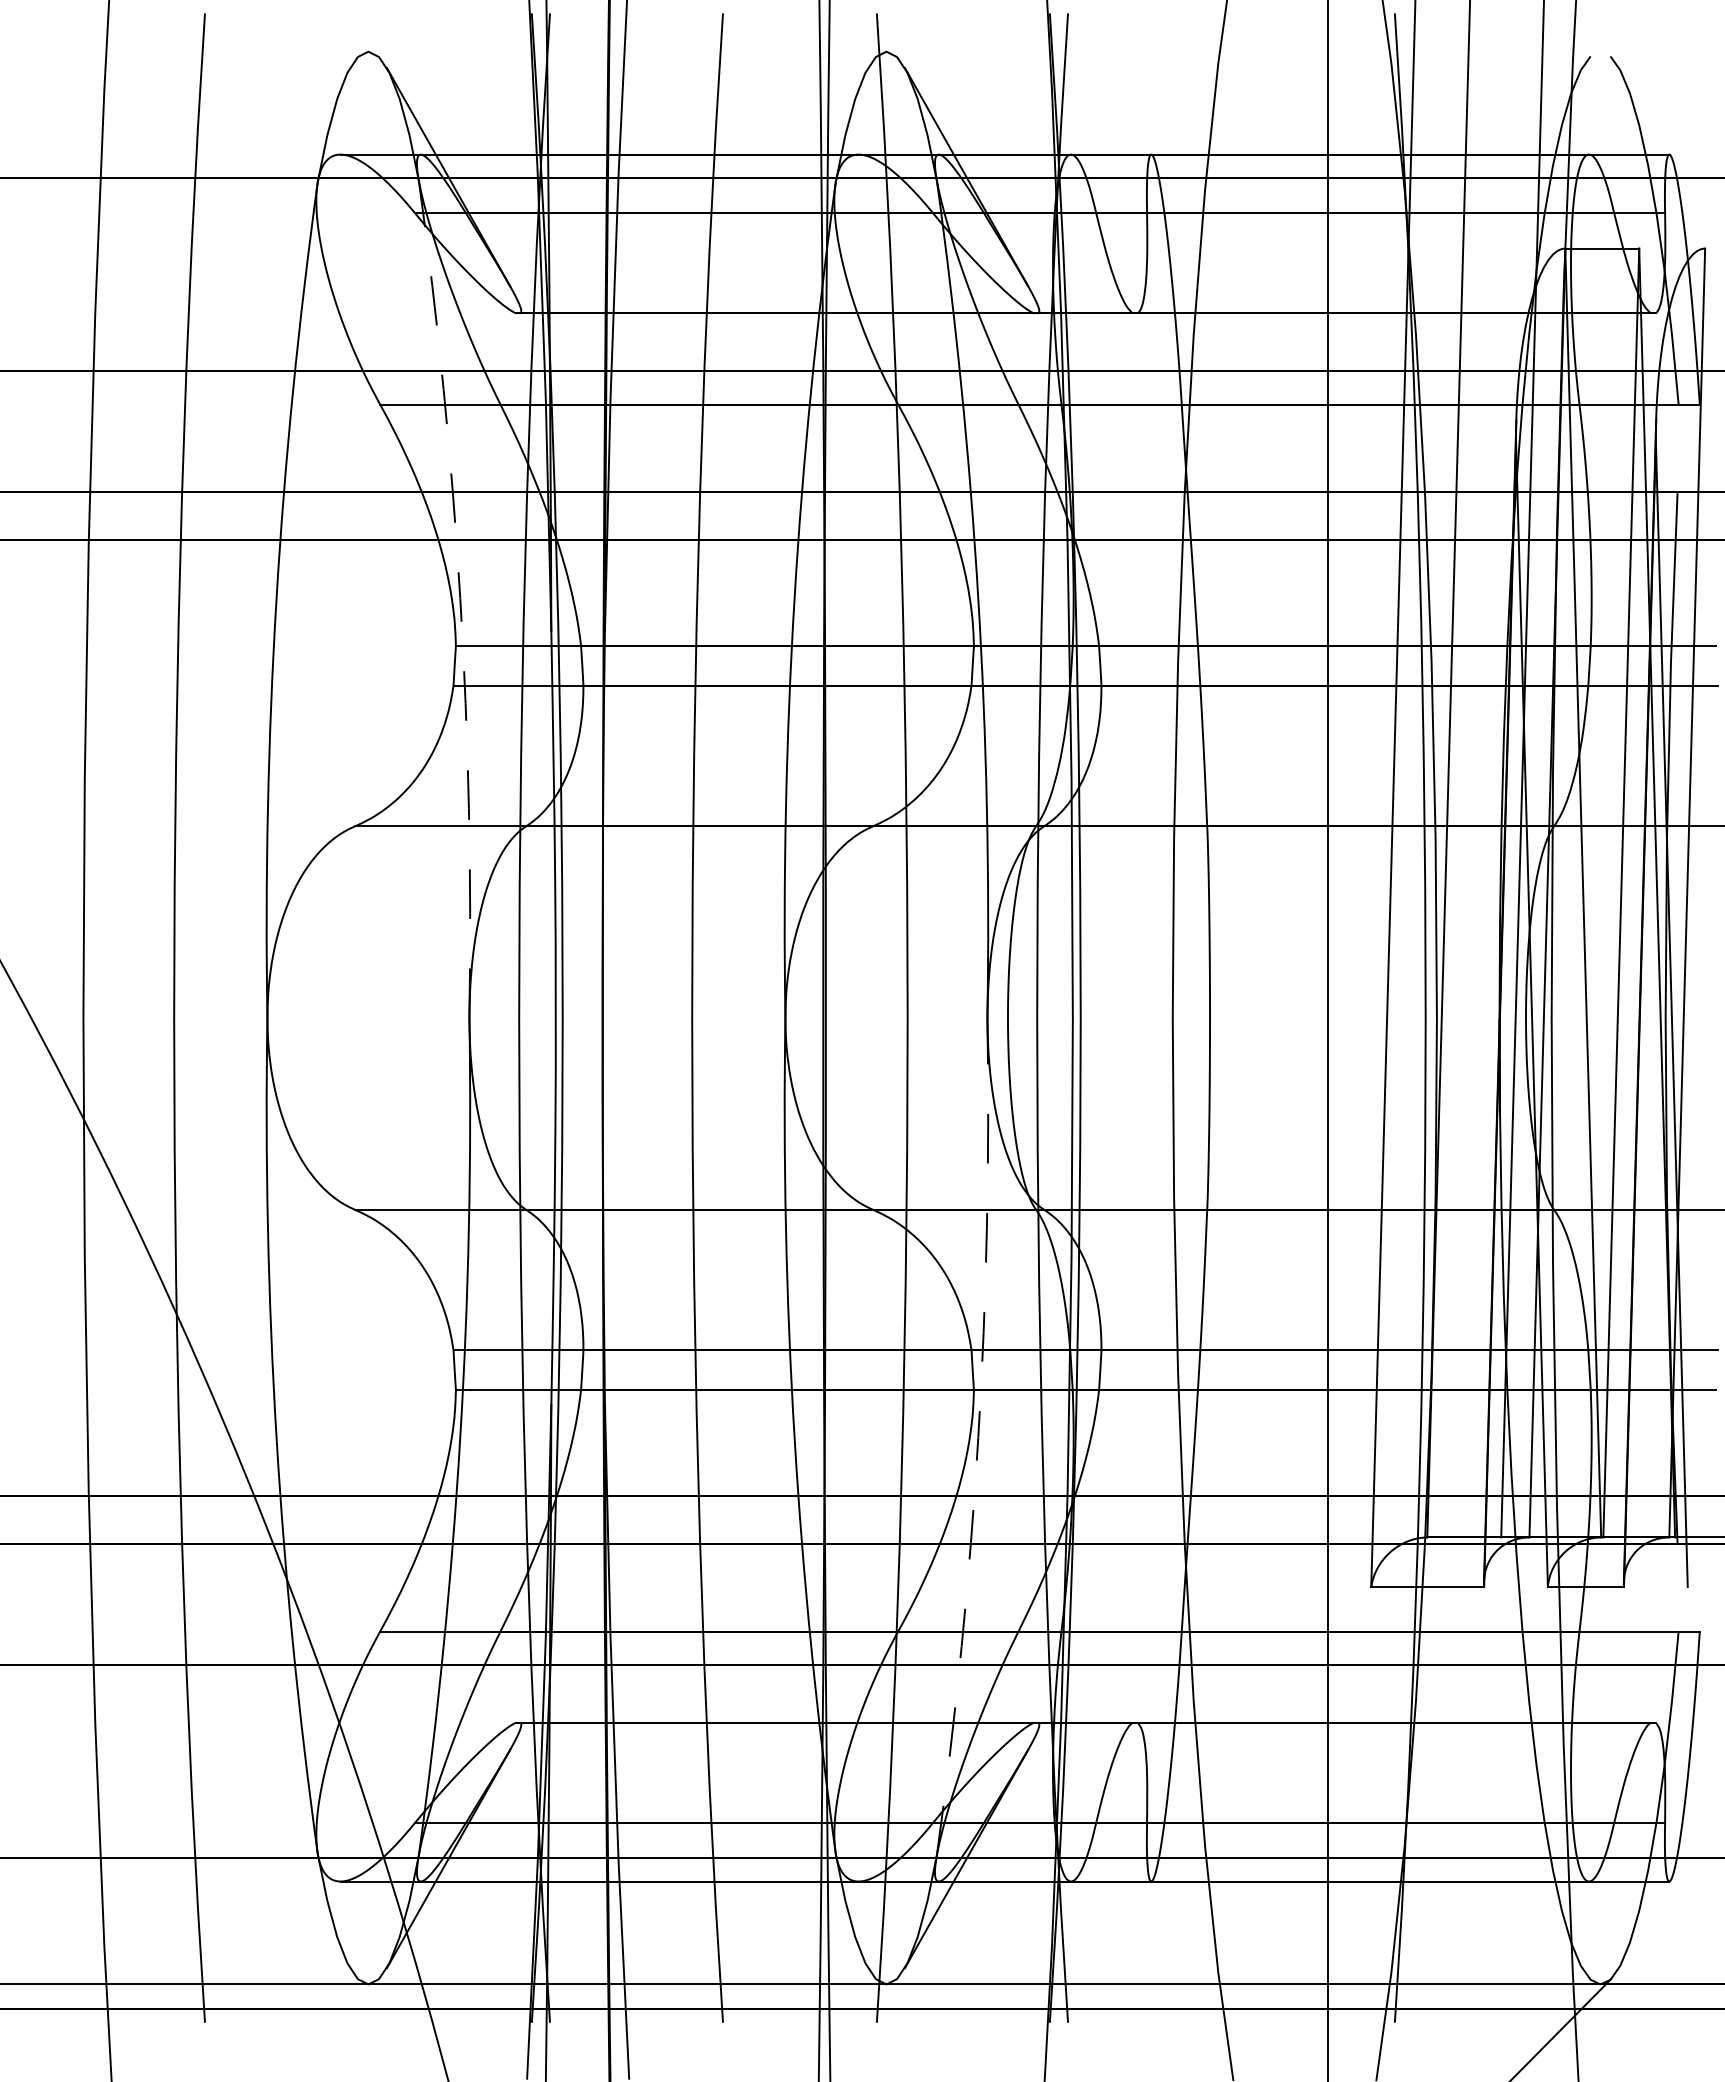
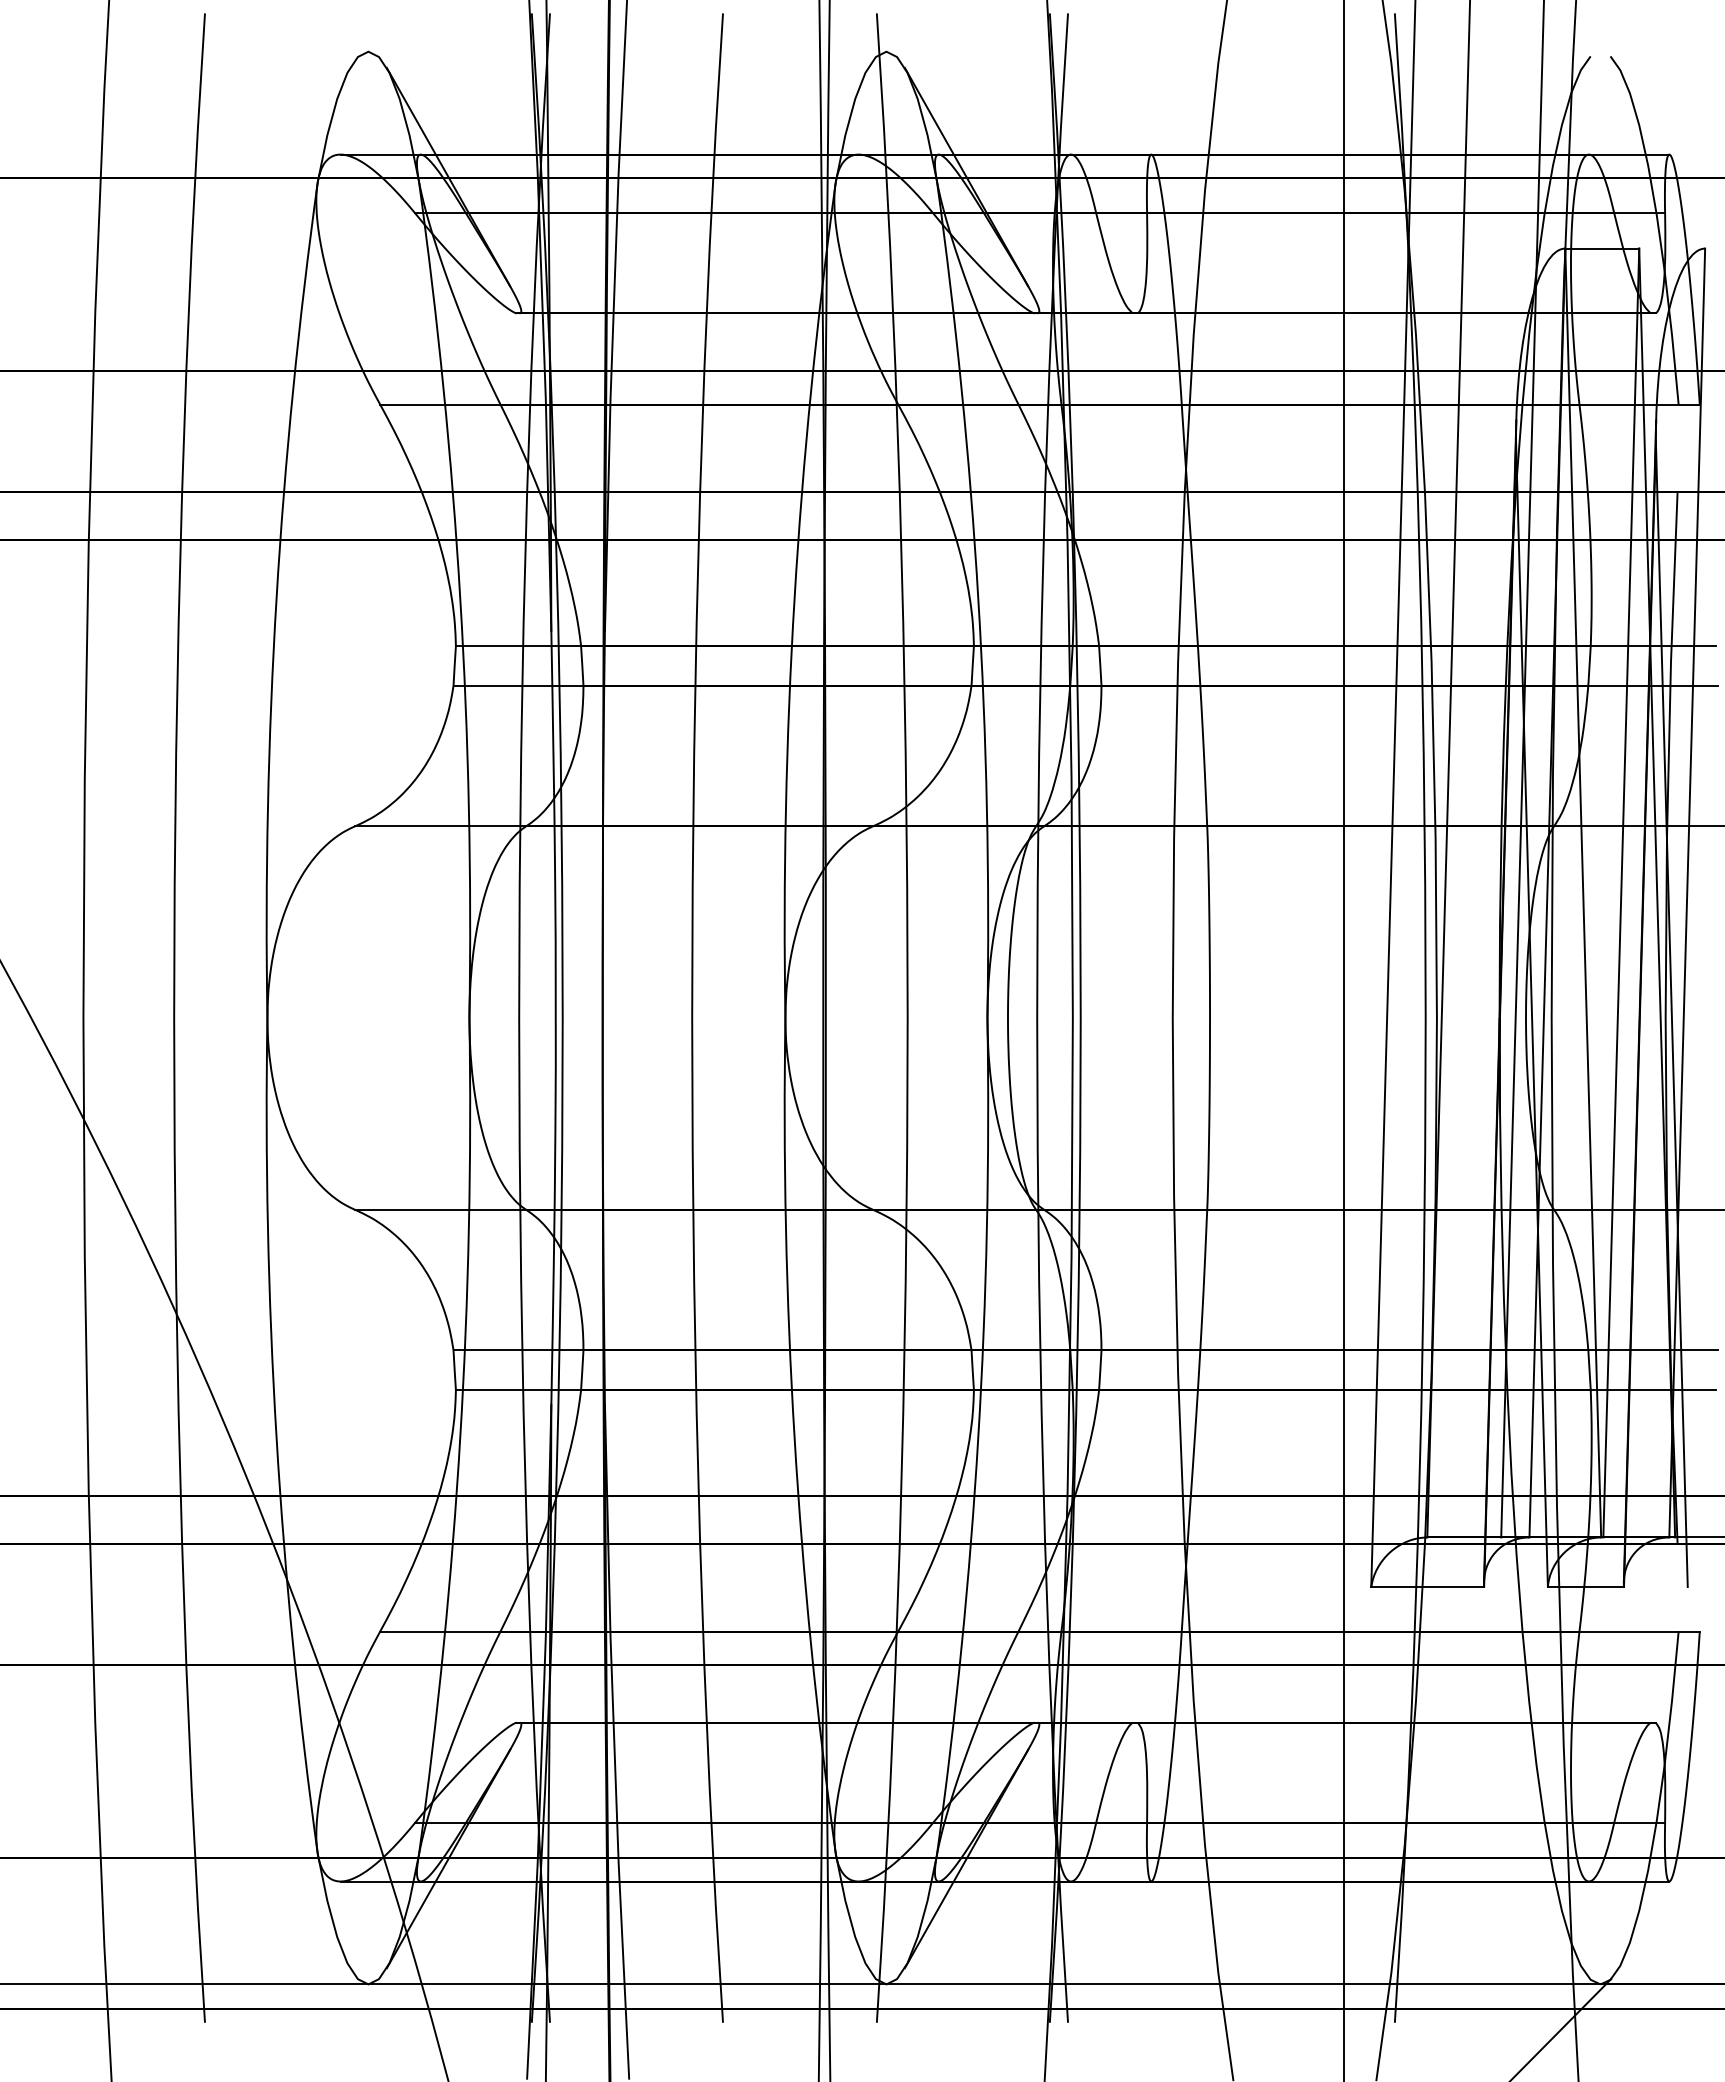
arc: dashed -> solid (460, 598)
line position: (1328, 1040) -> (1344, 1040) (1344, 1040)
arc: dashed -> solid (978, 1437)
